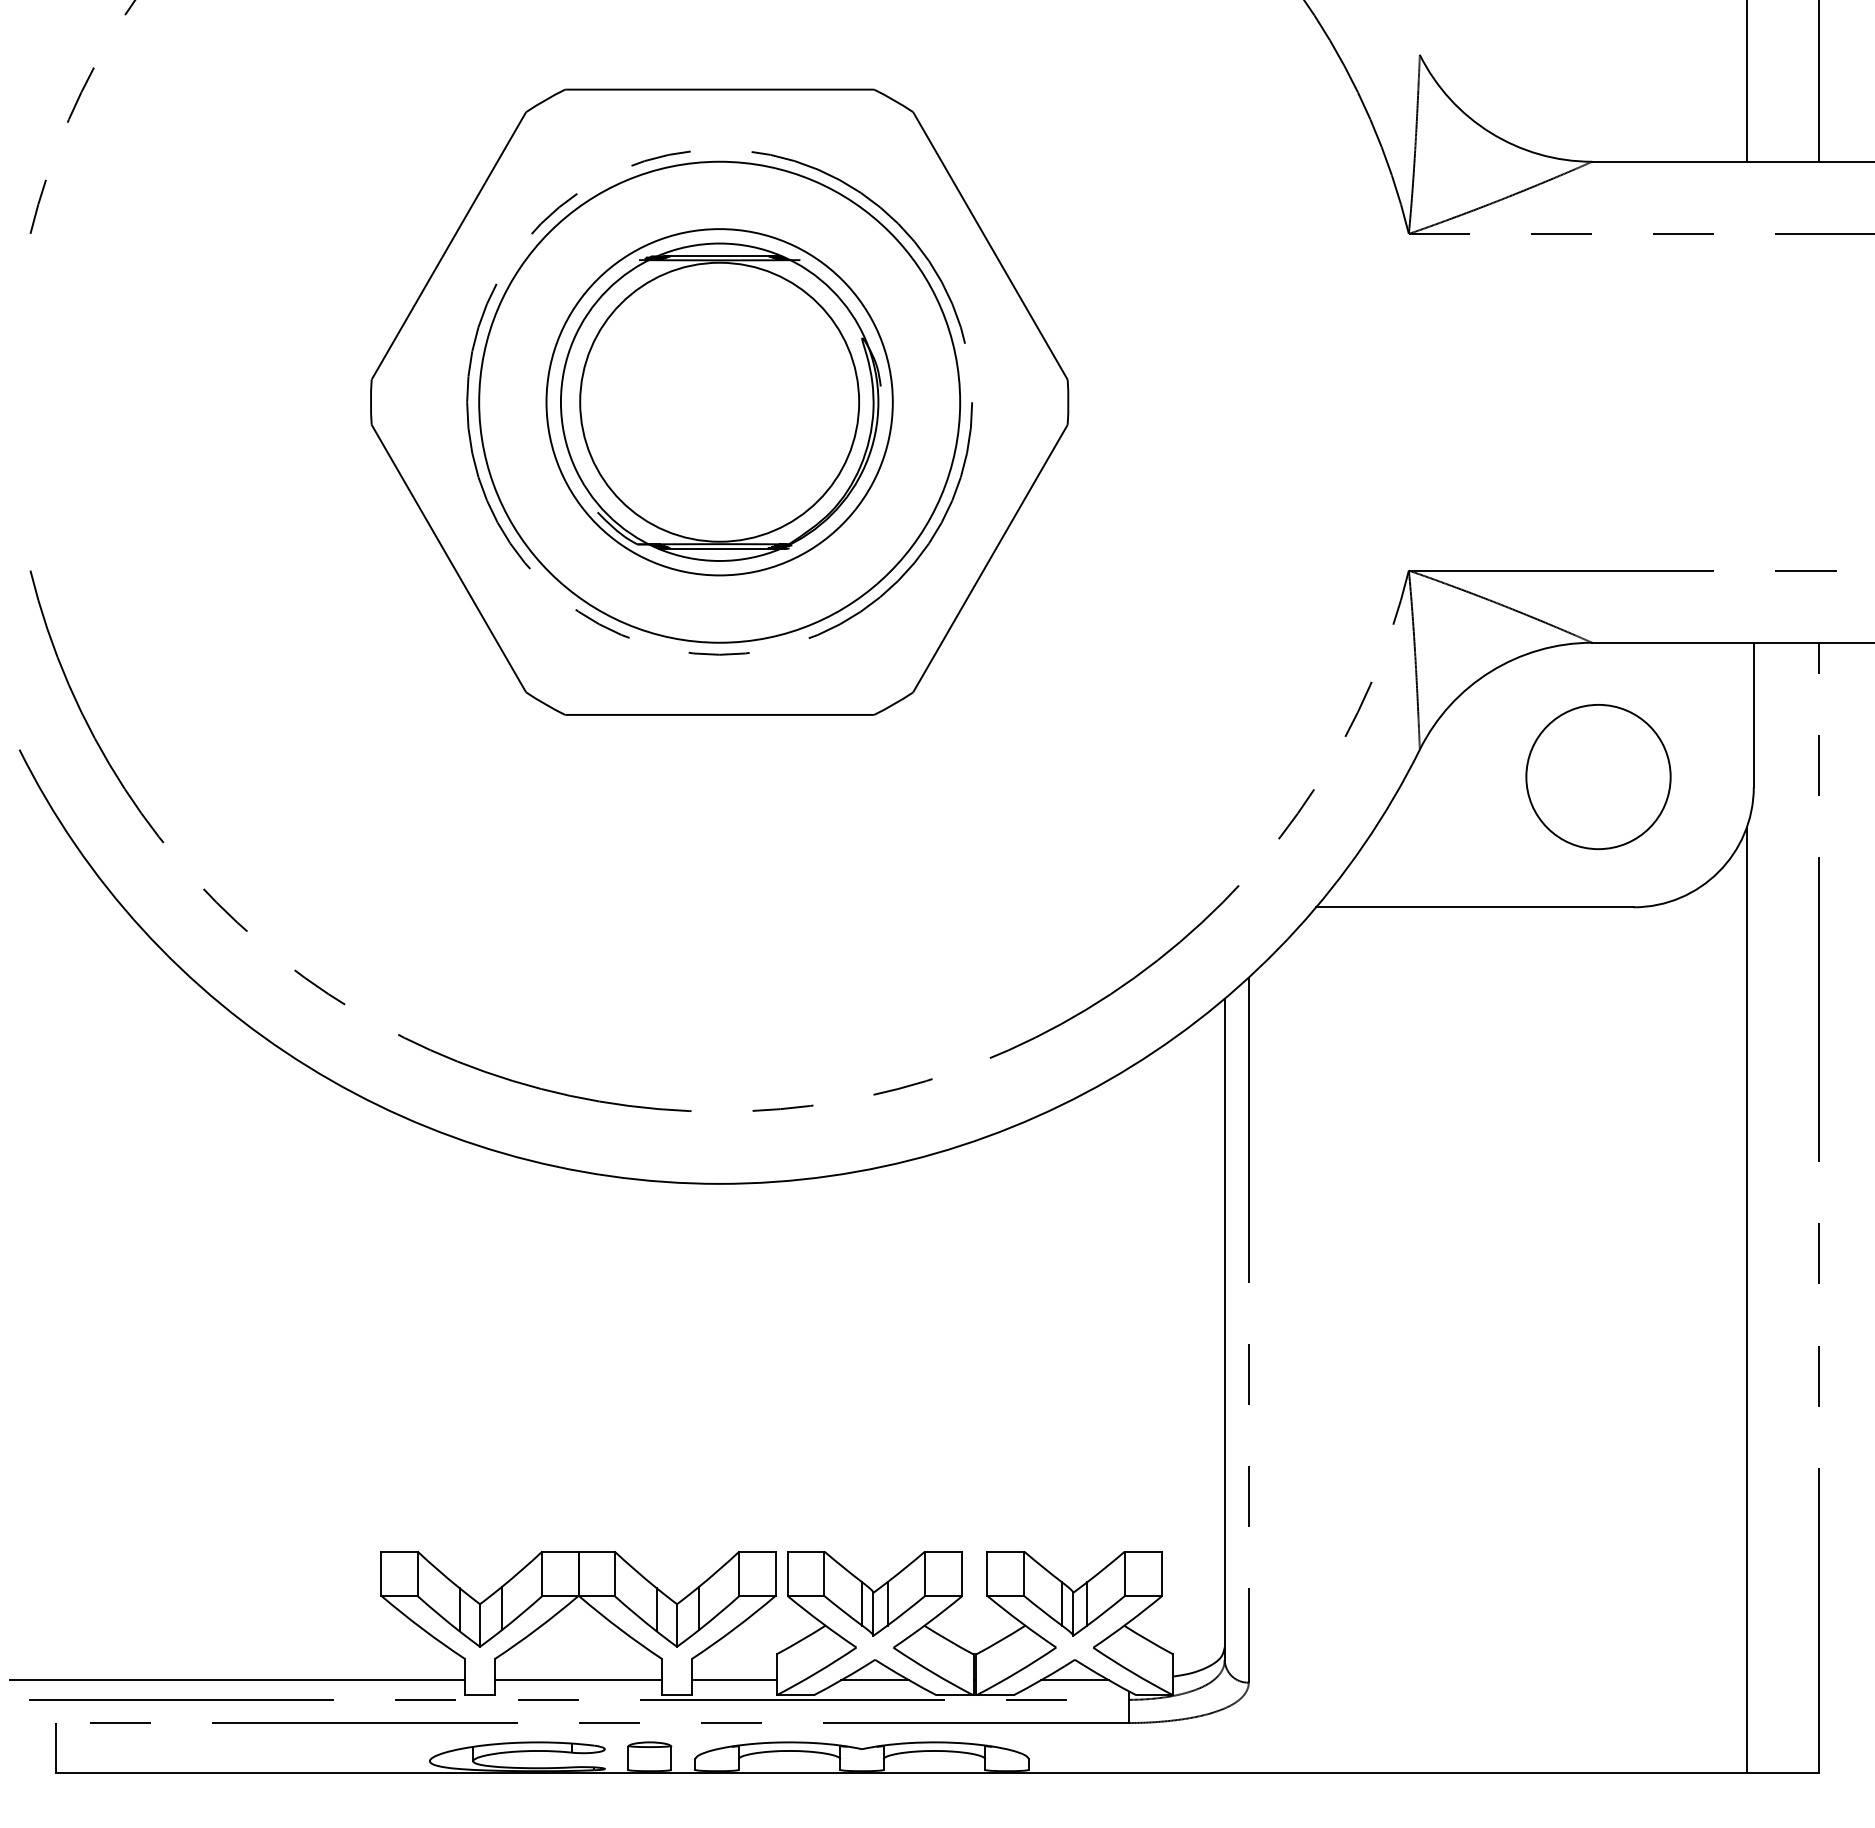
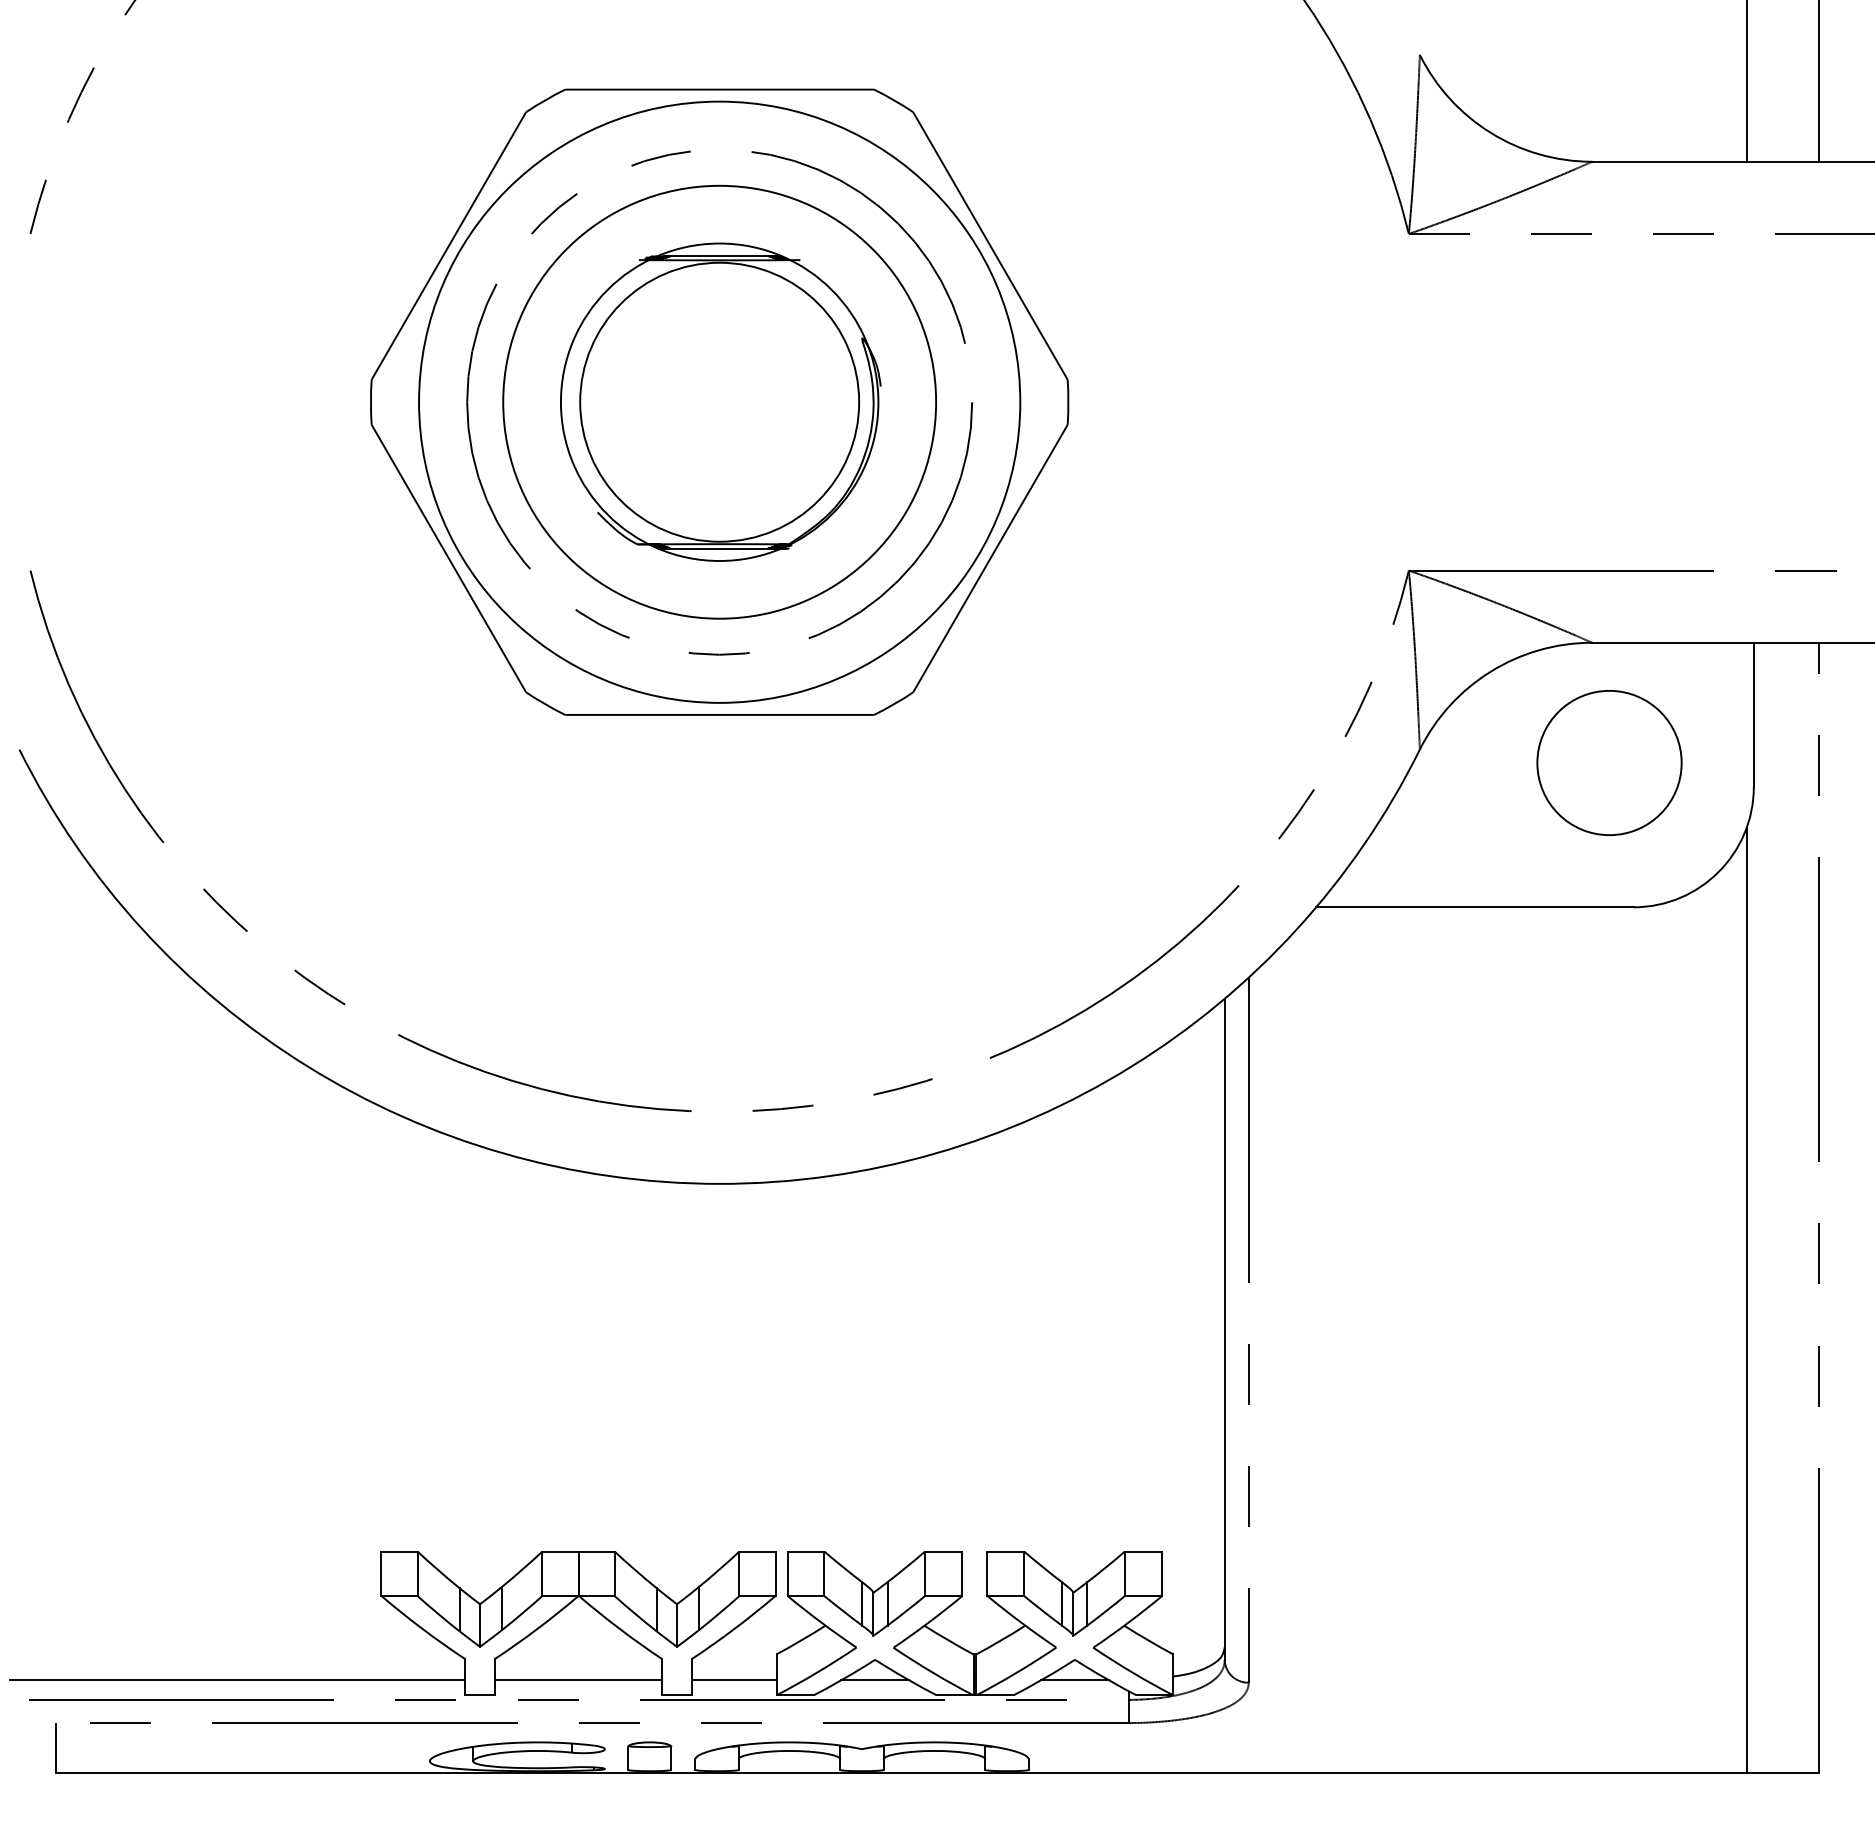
circle diameter: 481 px -> 601 px (719, 401)
circle diameter: 346 px -> 433 px (719, 401)
circle position: (1598, 777) -> (1609, 763) (1609, 763)
